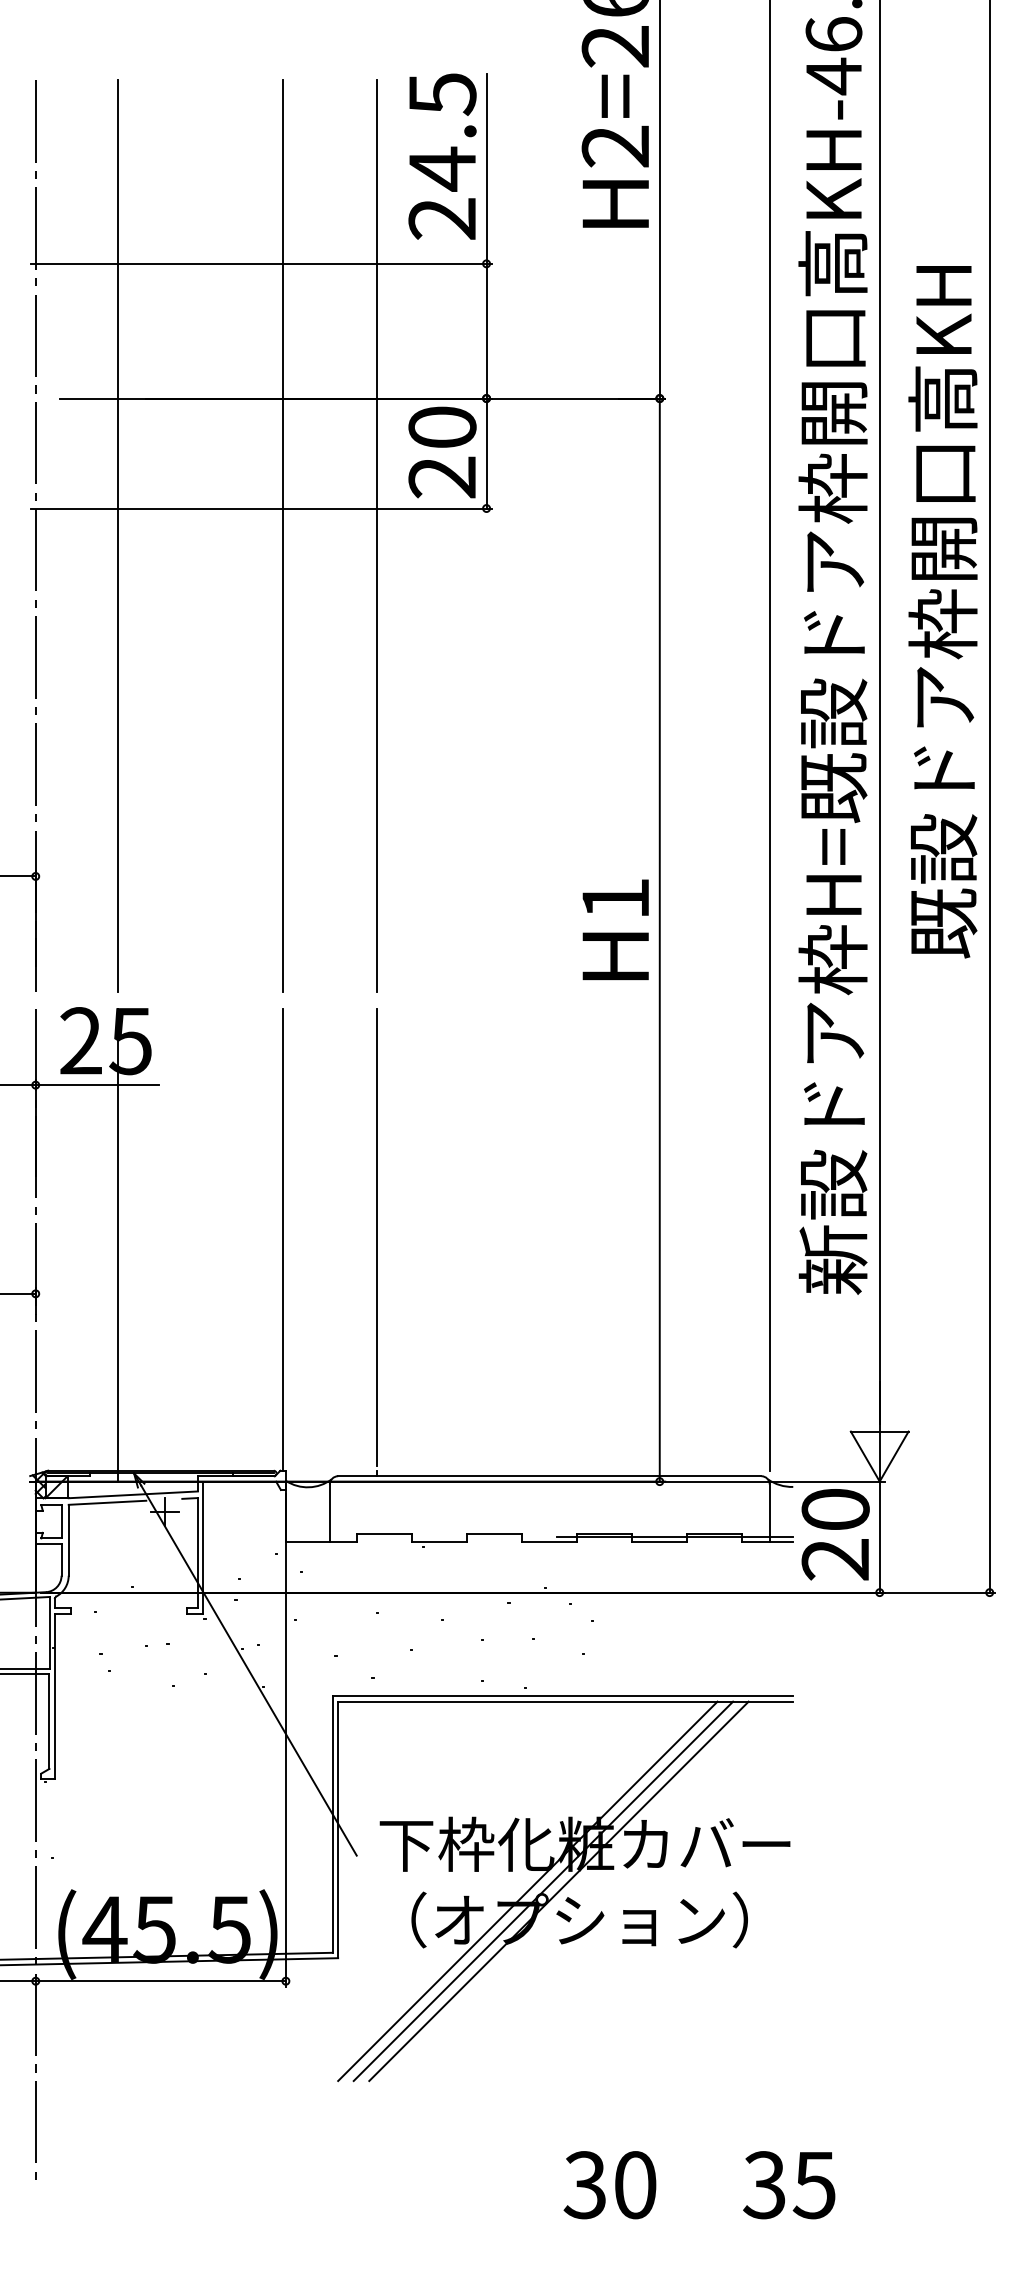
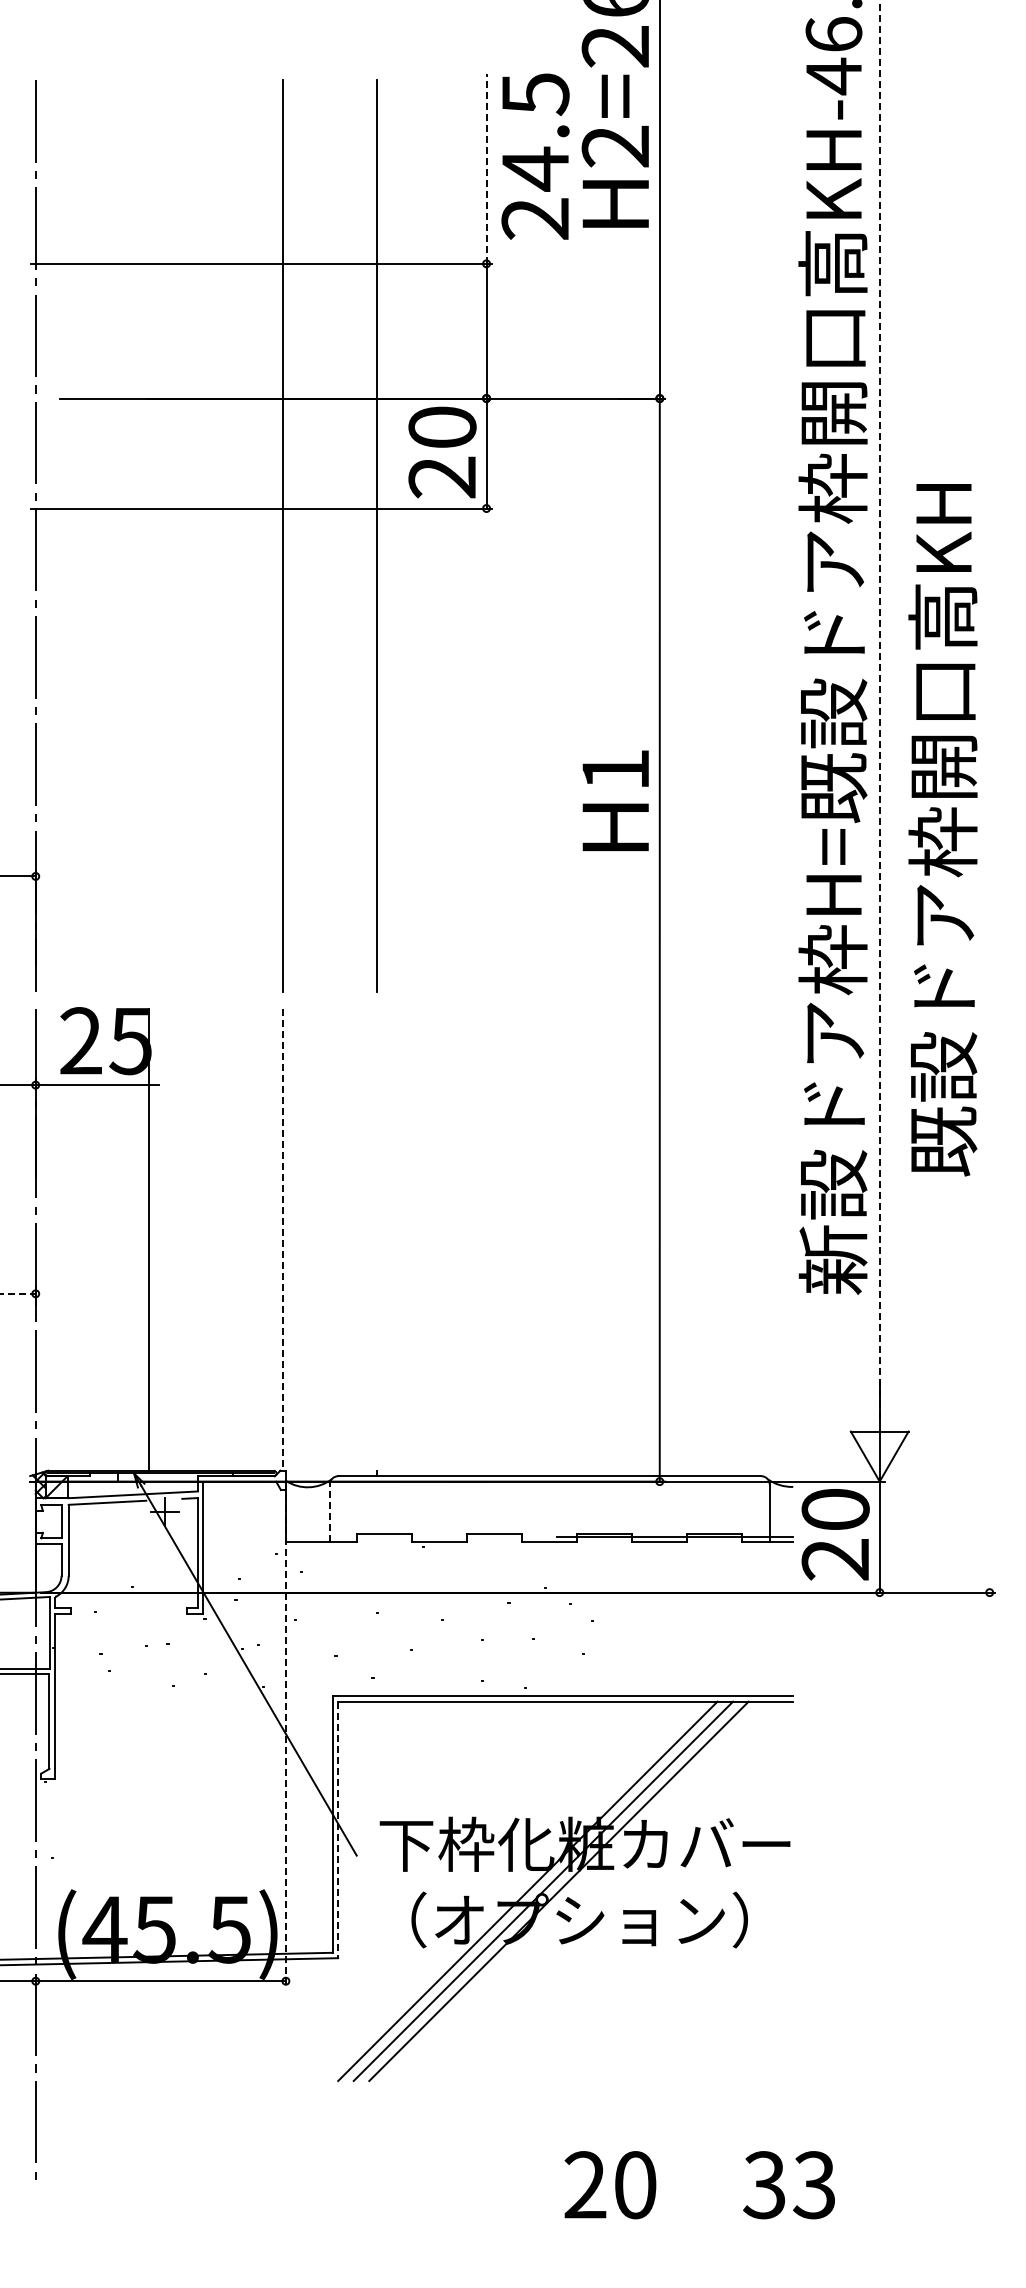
text position: (442, 156) -> (535, 156) (535, 156)
line: solid -> dashed (486, 169)
line: present -> none (118, 536)
text position: (942, 612) -> (942, 830) (942, 830)
line: solid -> dashed (879, 712)
line: present -> none (769, 736)
line: present -> none (989, 797)
text position: (615, 929) -> (615, 800) (615, 800)
line: present -> none (376, 1237)
line position: (118, 1239) -> (149, 1239) (149, 1239)
line: solid -> dashed (283, 1239)
line: solid -> dashed (18, 1293)
line: solid -> dashed (329, 1513)
line: solid -> dashed (285, 1740)
line: solid -> dashed (338, 1830)
text: 35 -> 33 (813, 2184)
text: 30 -> 20 (584, 2185)
